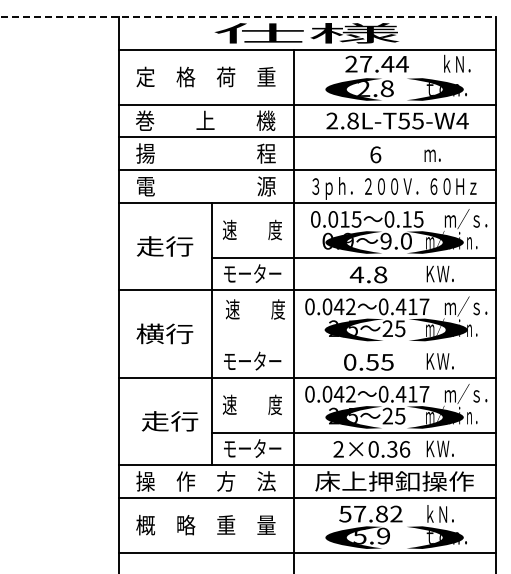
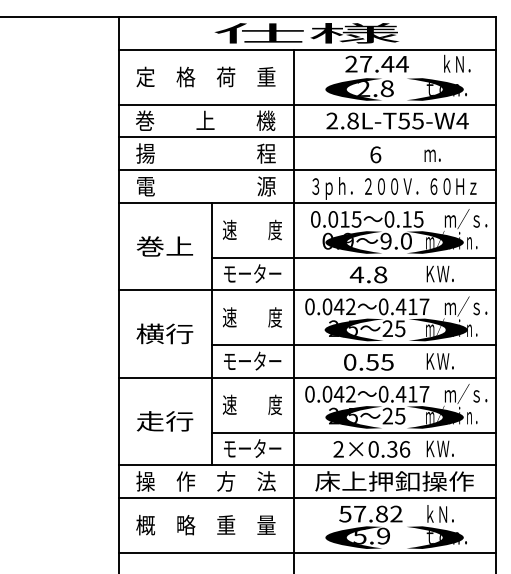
line: dashed -> solid (247, 17)
text: 走行 -> 巻上 (164, 246)
text position: (255, 309) -> (252, 317) (252, 317)
line: none -> present (353, 345)
text position: (170, 421) -> (165, 421) (165, 421)
